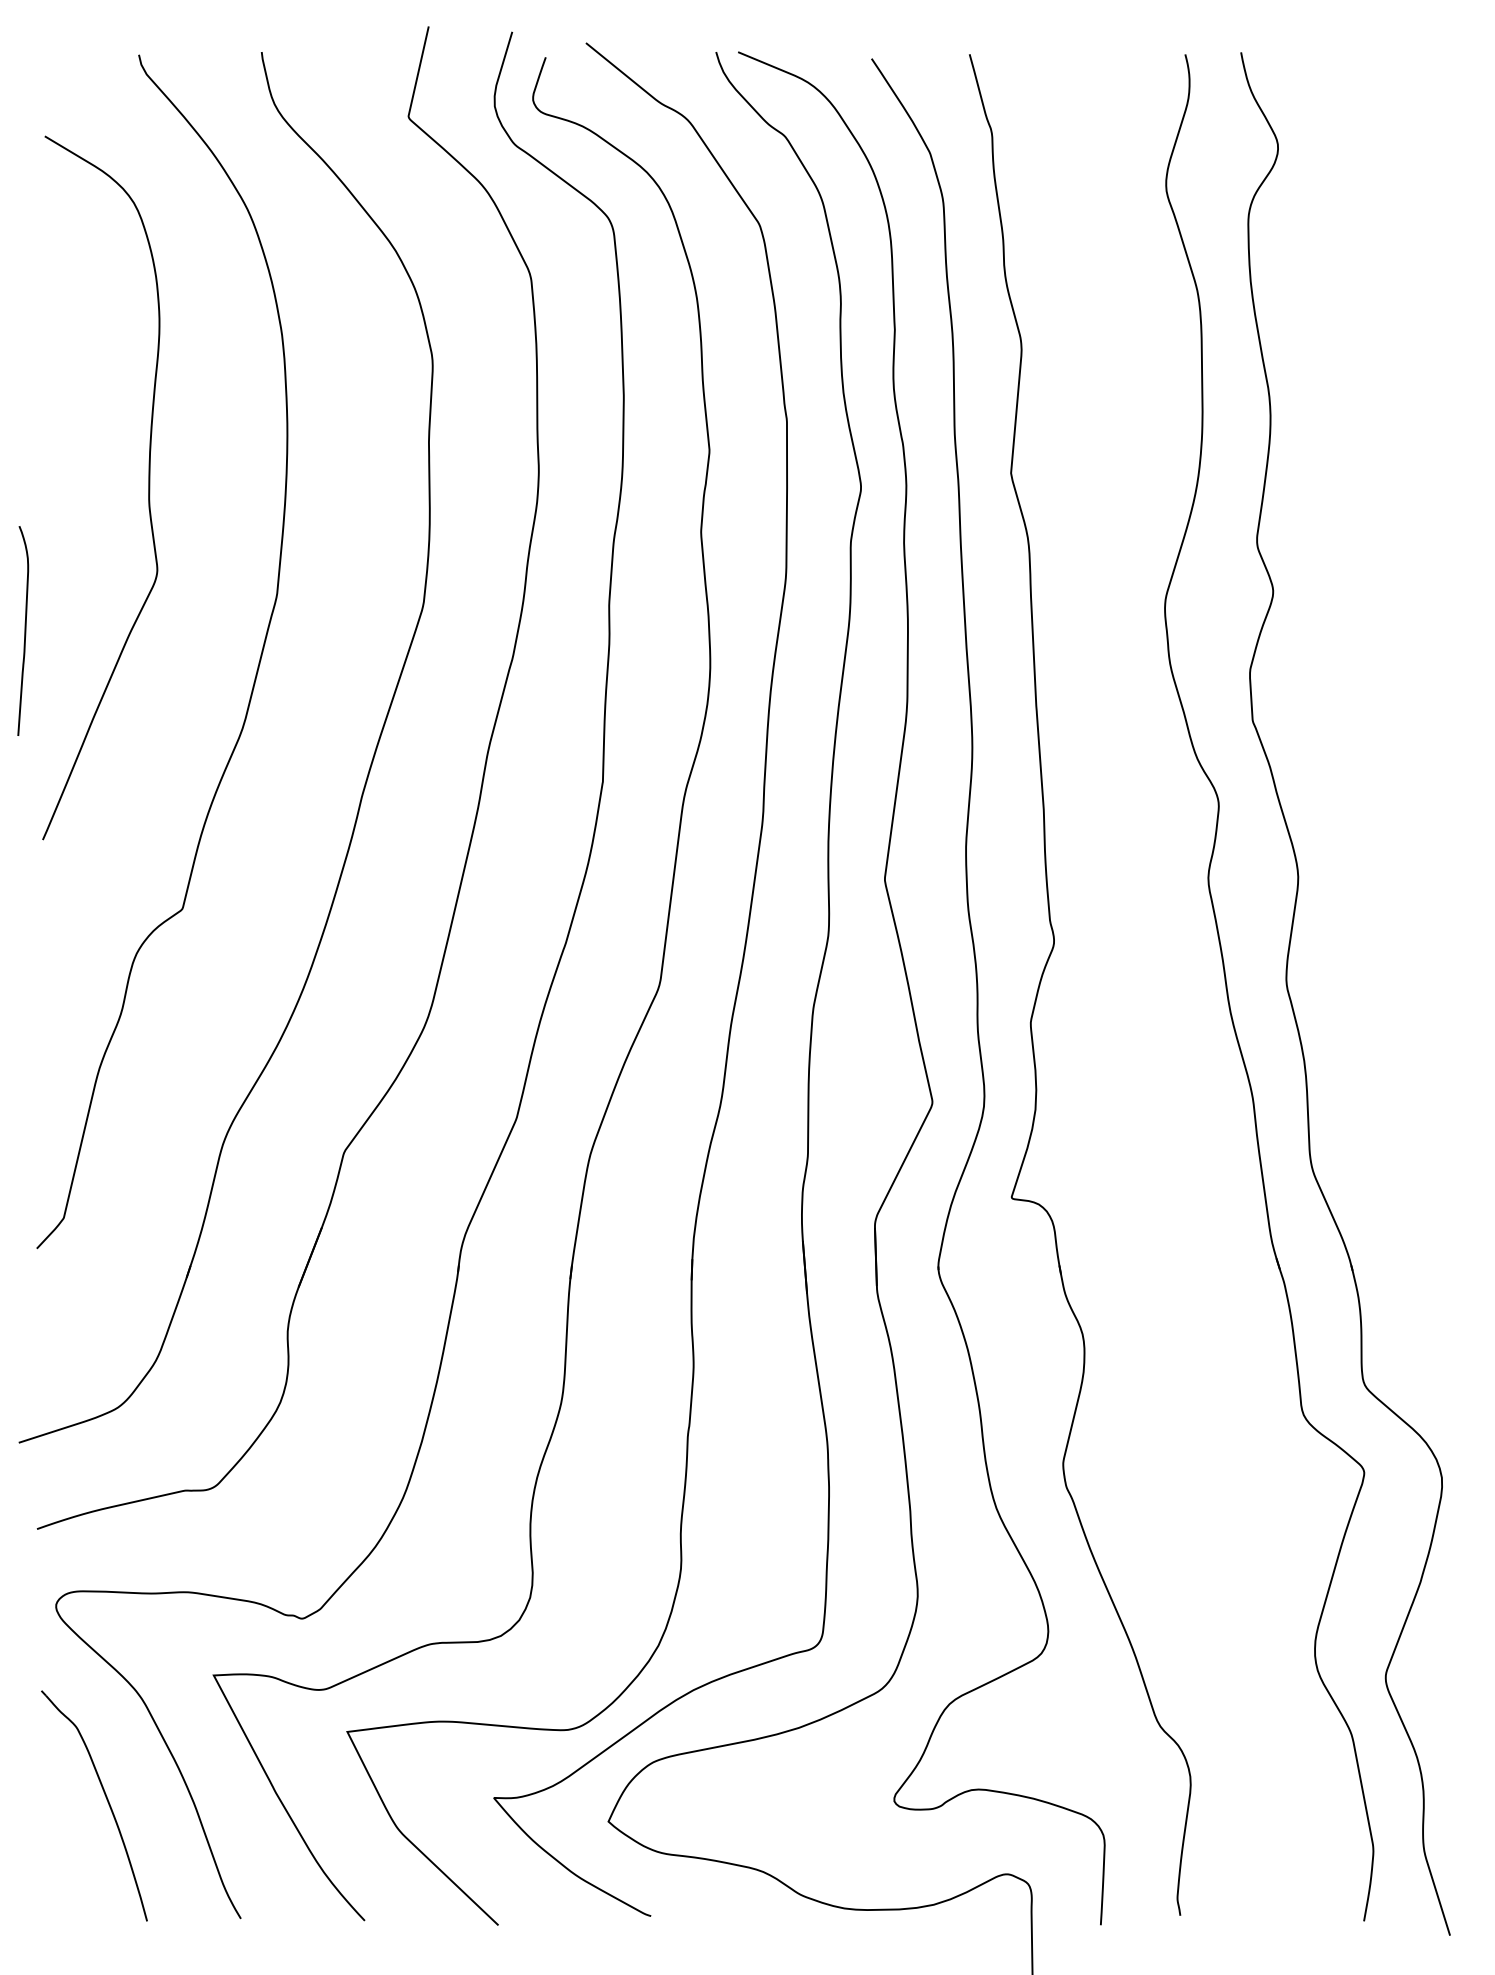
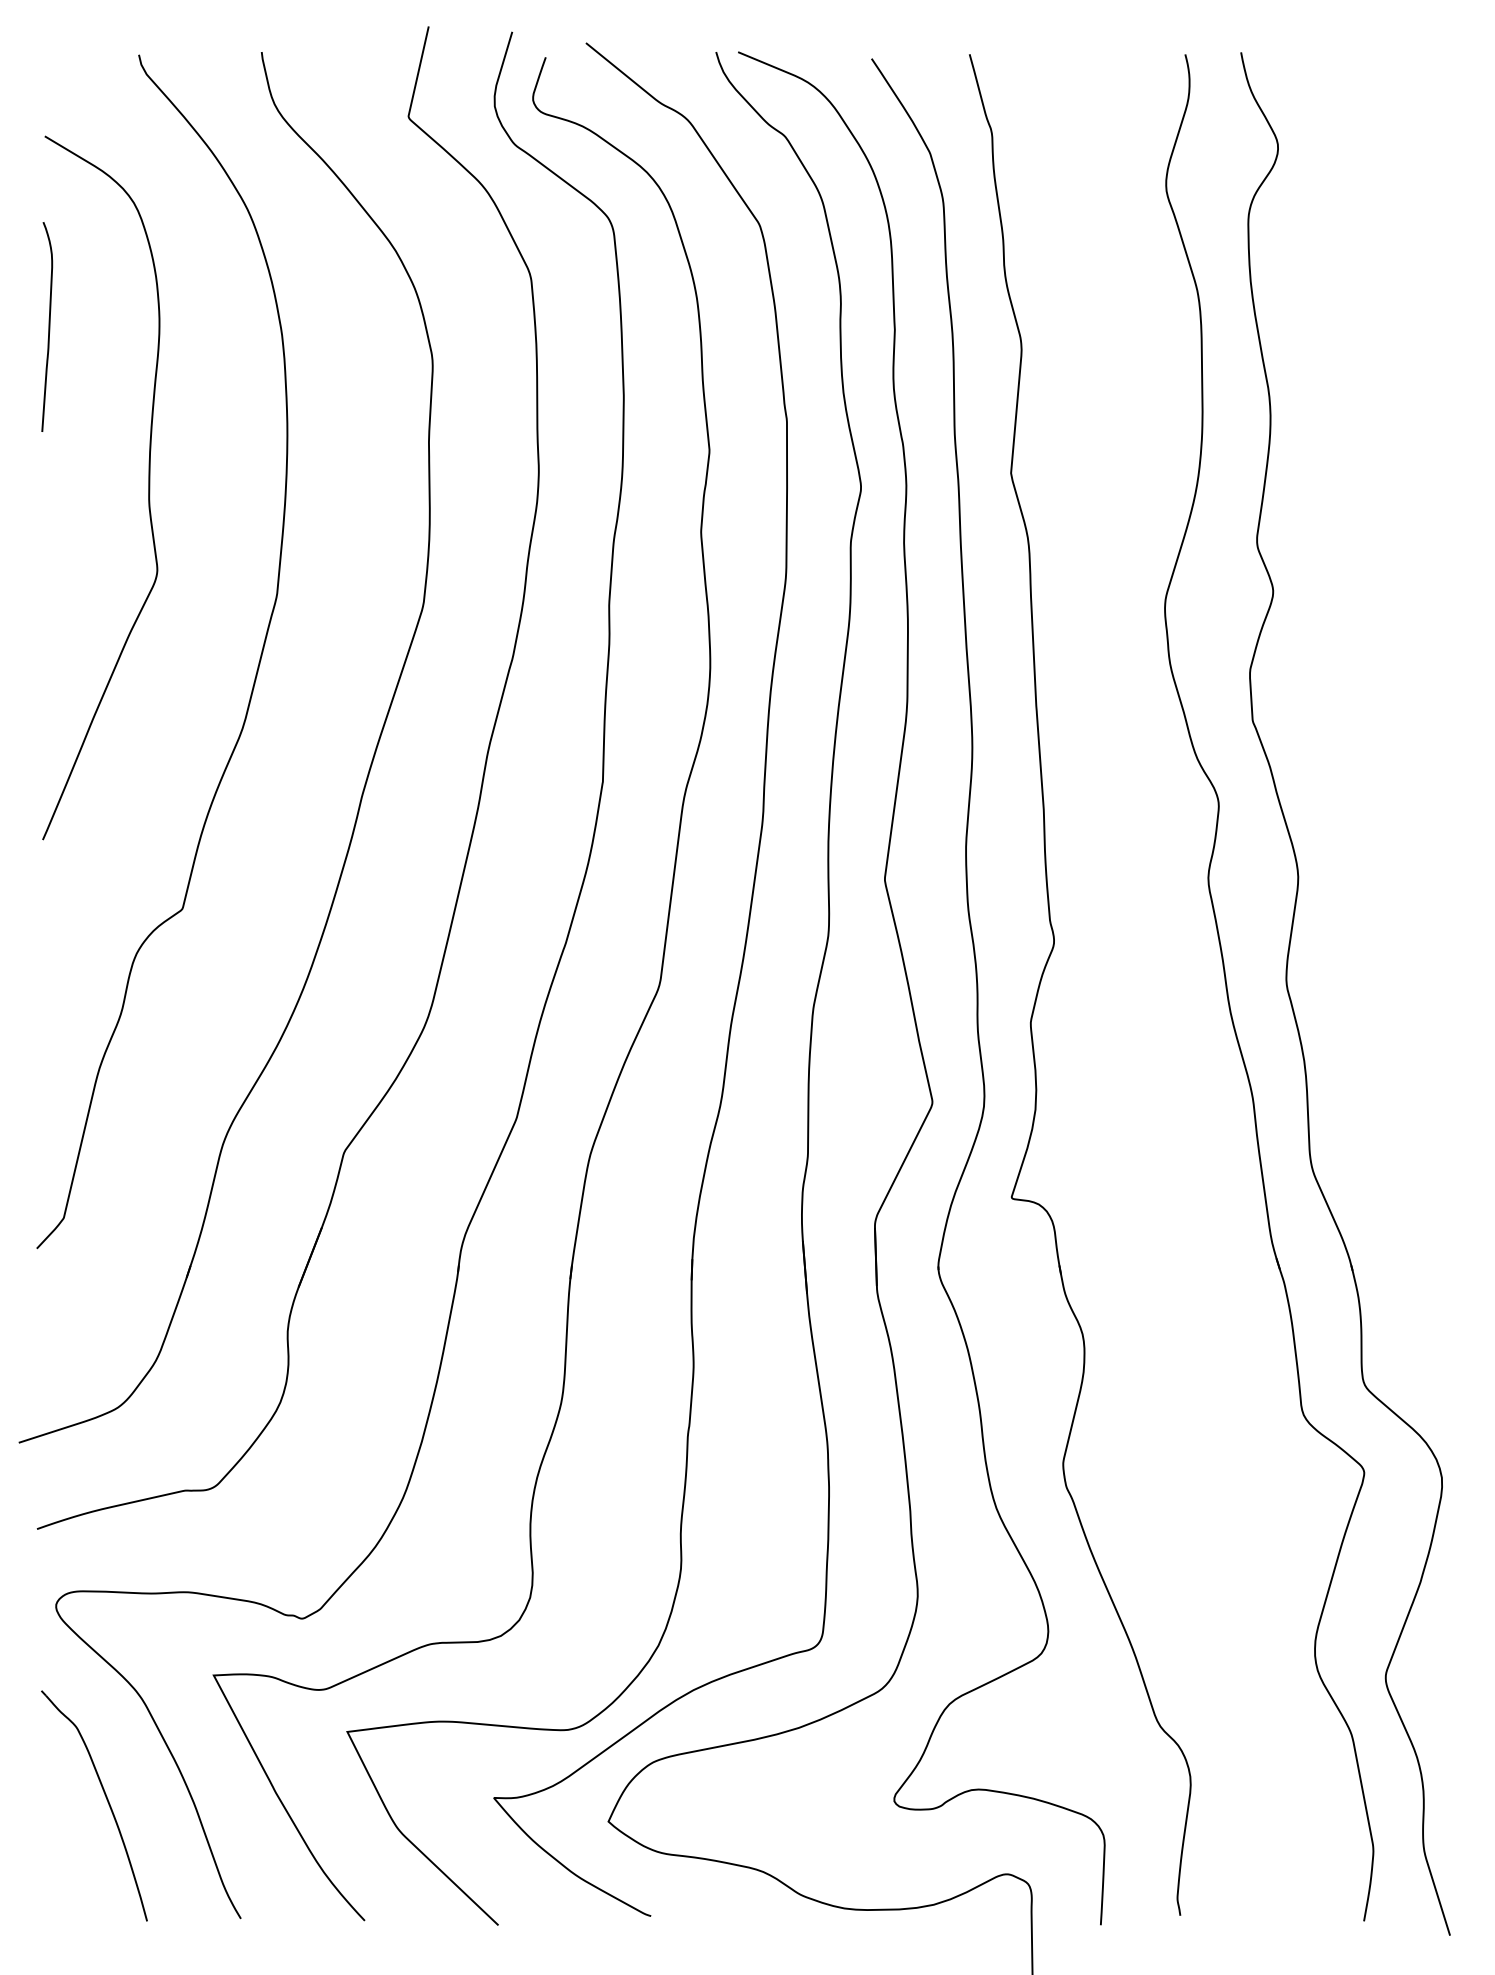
curve position: (24, 630) -> (48, 326) (48, 326)
